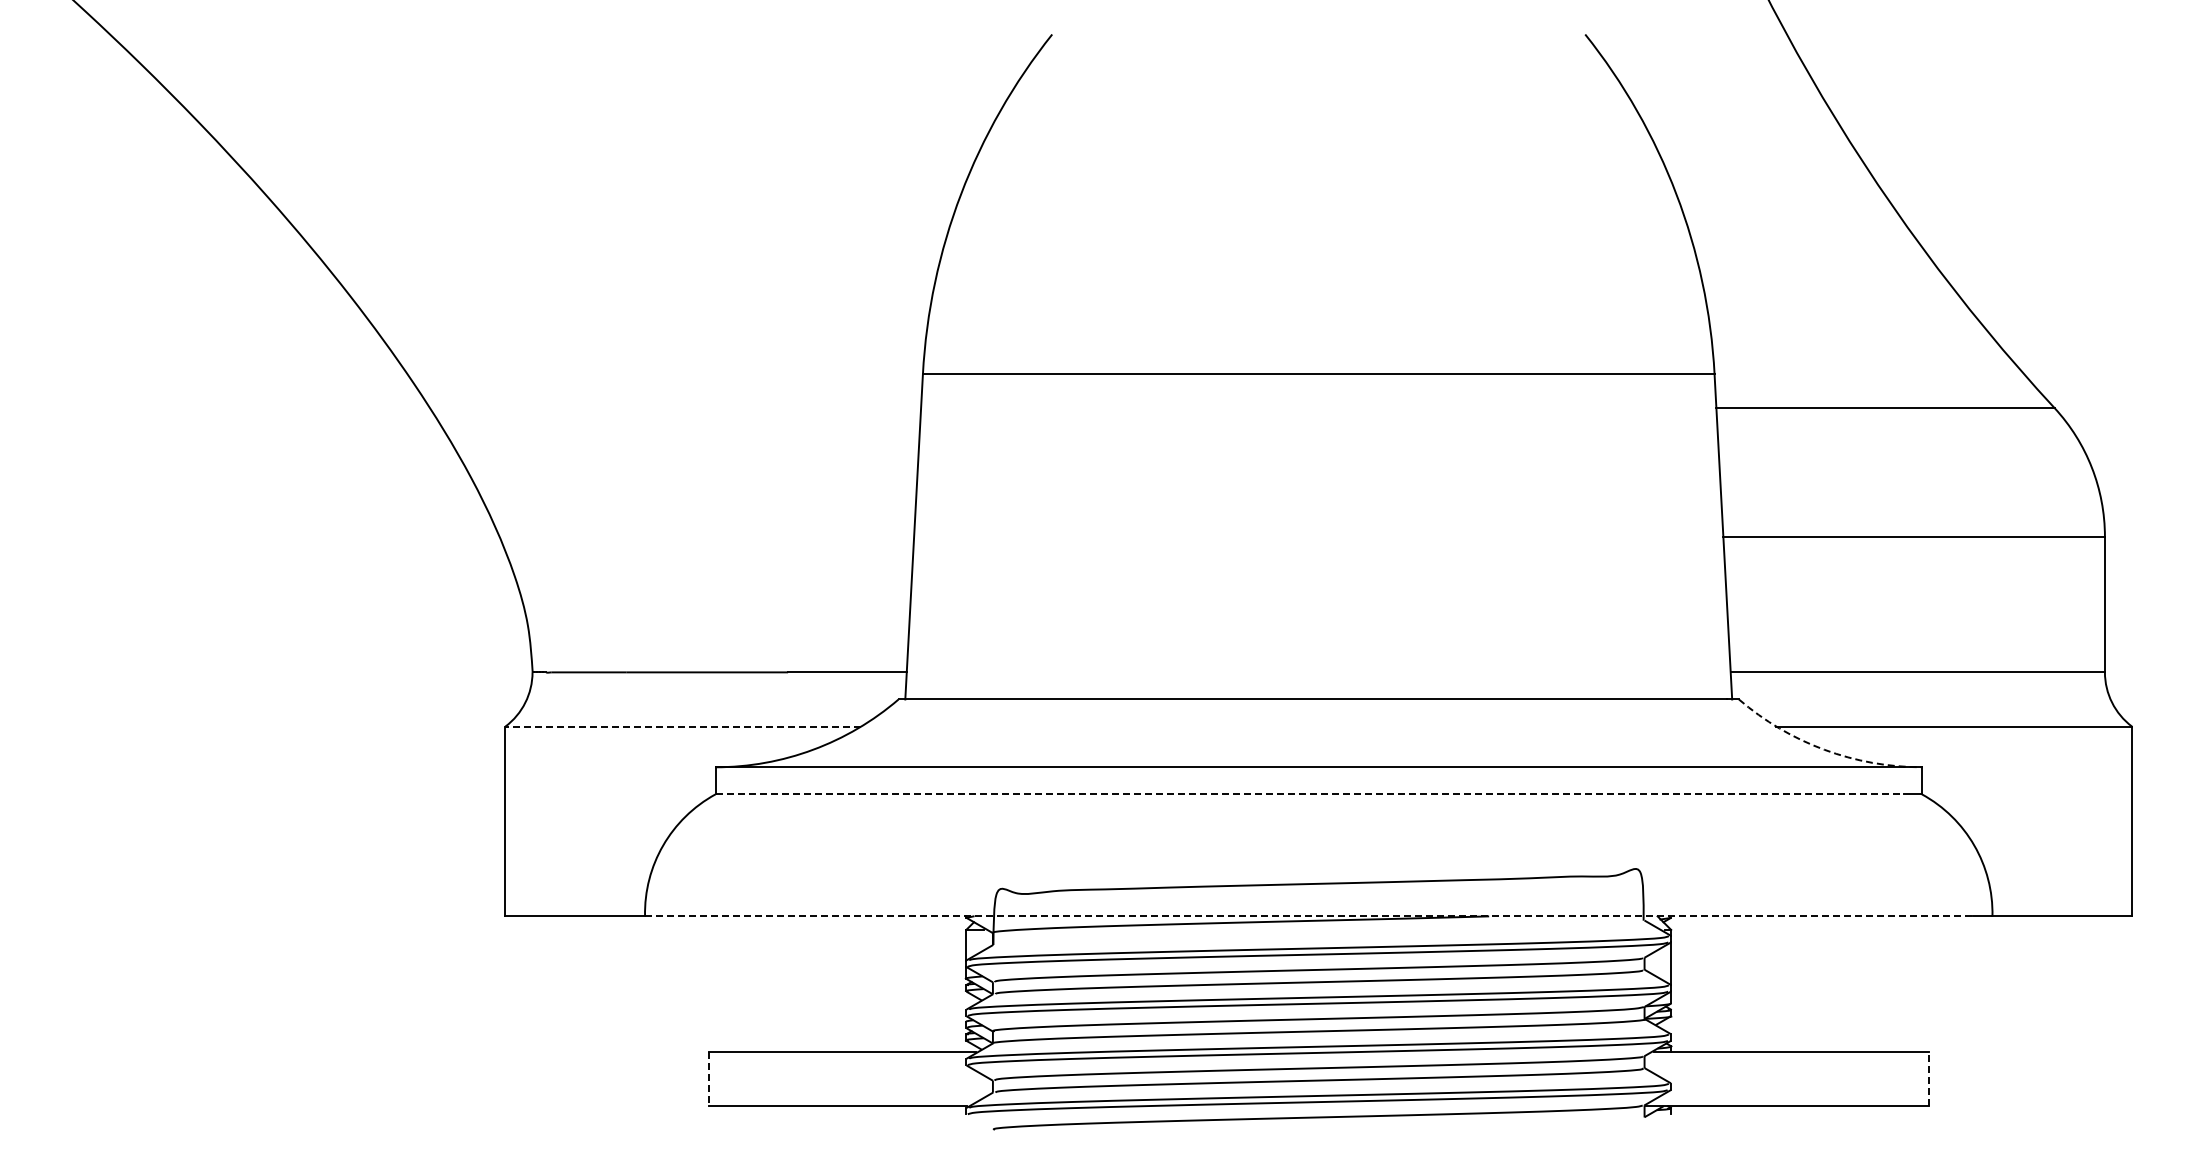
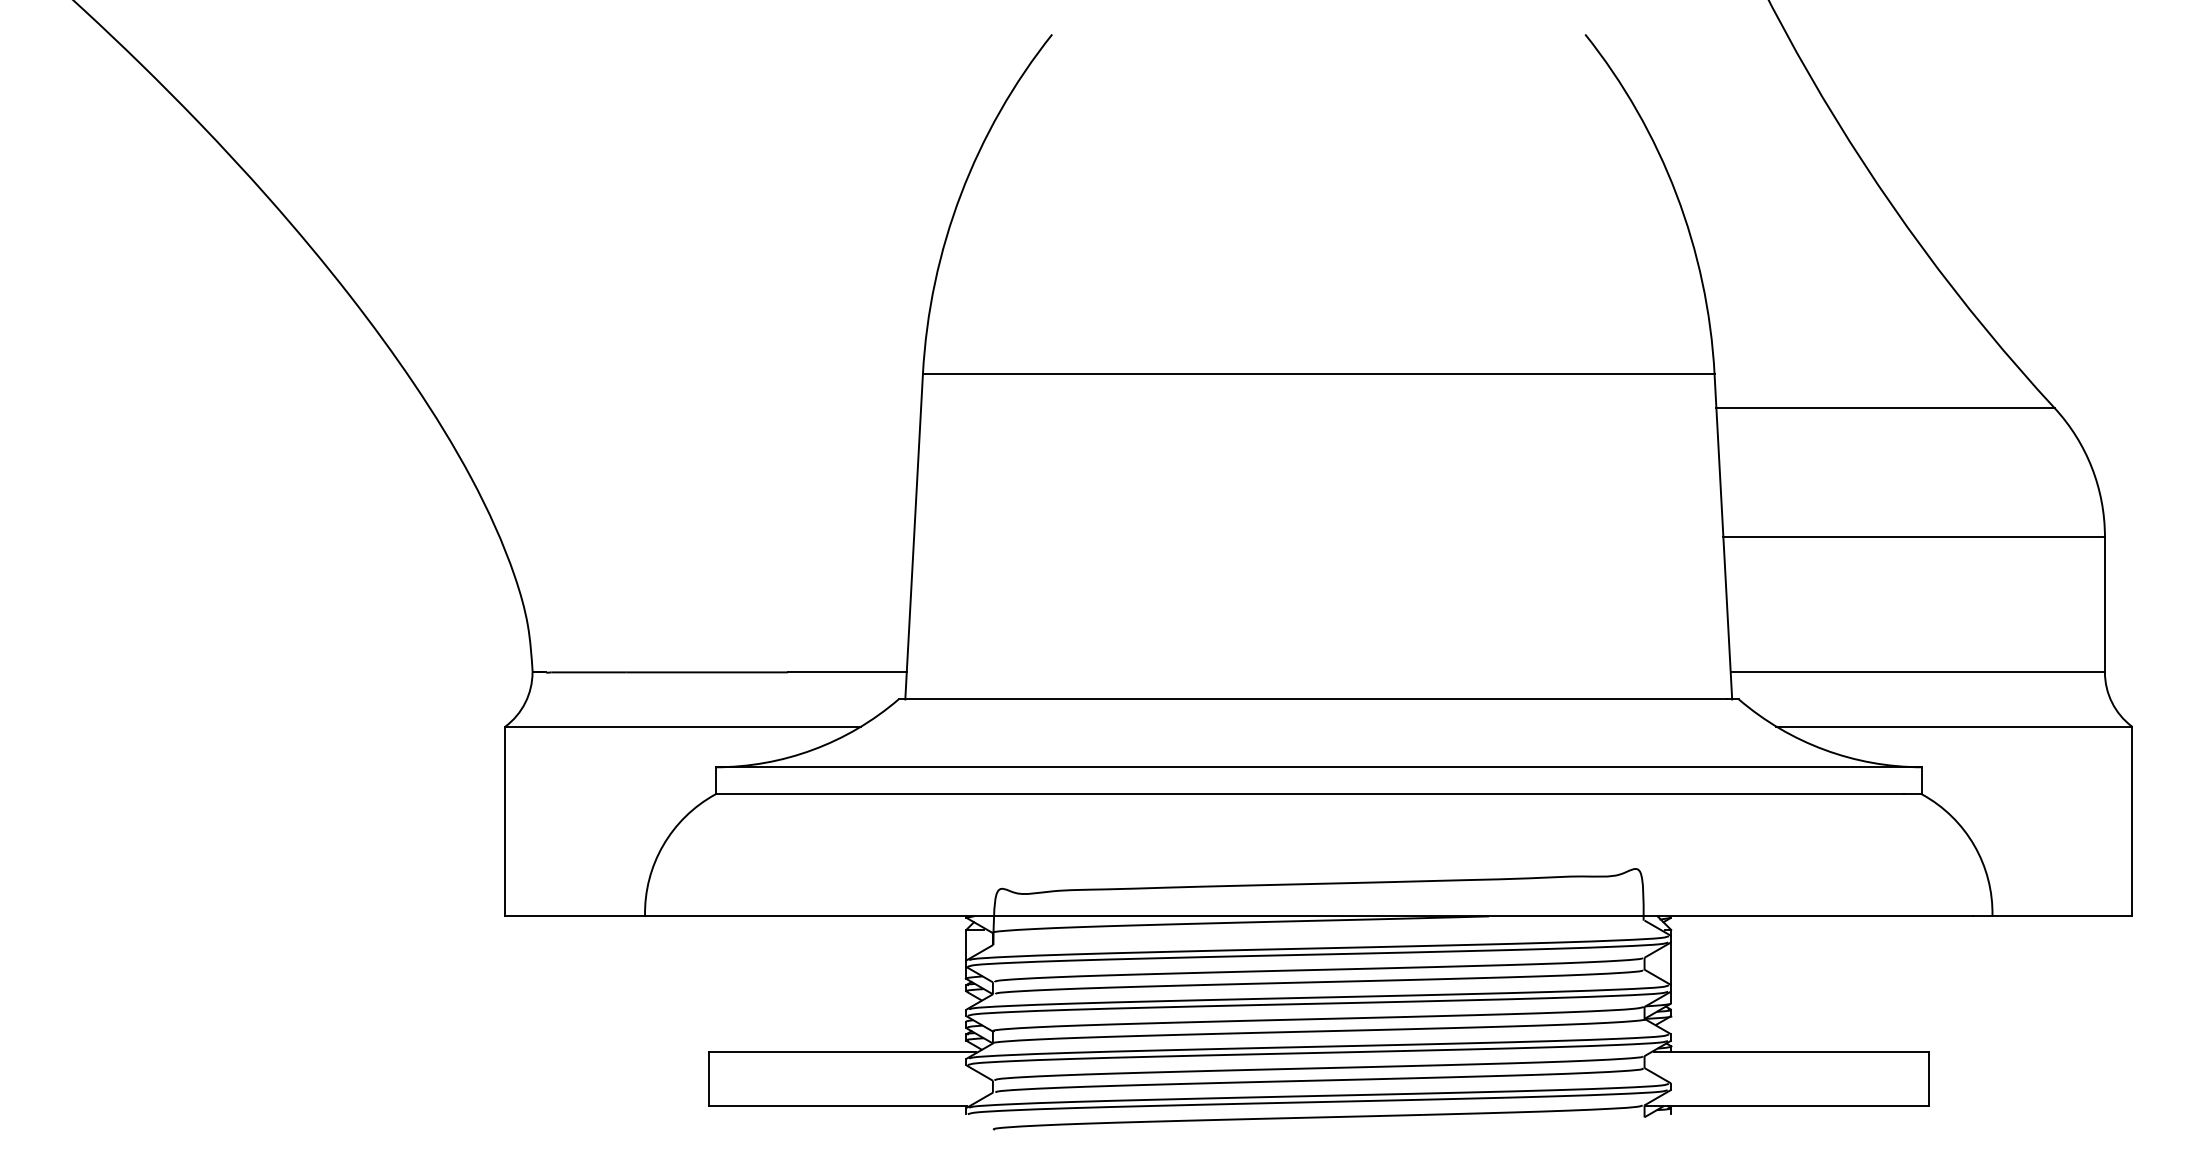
line: dashed -> solid (683, 726)
arc: dashed -> solid (1824, 749)
line: dashed -> solid (1310, 794)
line: dashed -> solid (1308, 916)
line: dashed -> solid (1928, 1078)
line: dashed -> solid (708, 1079)
